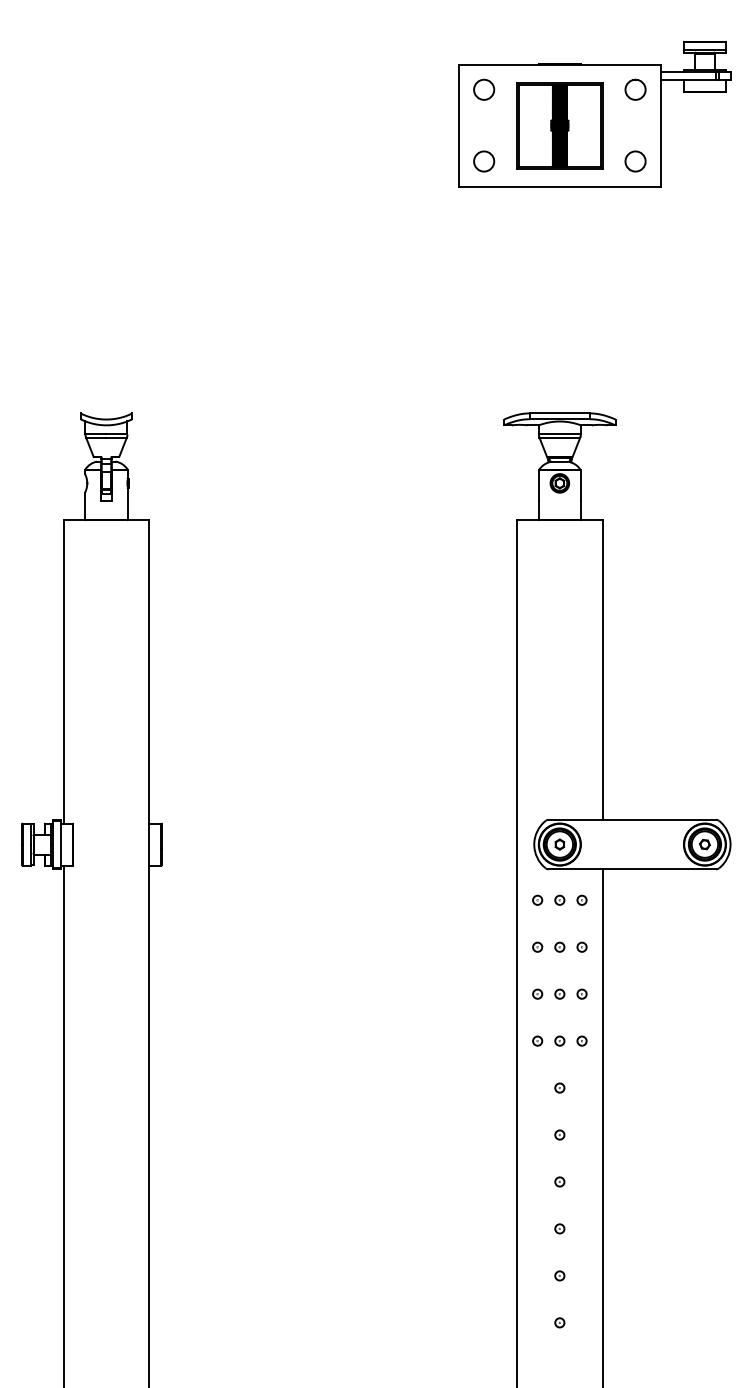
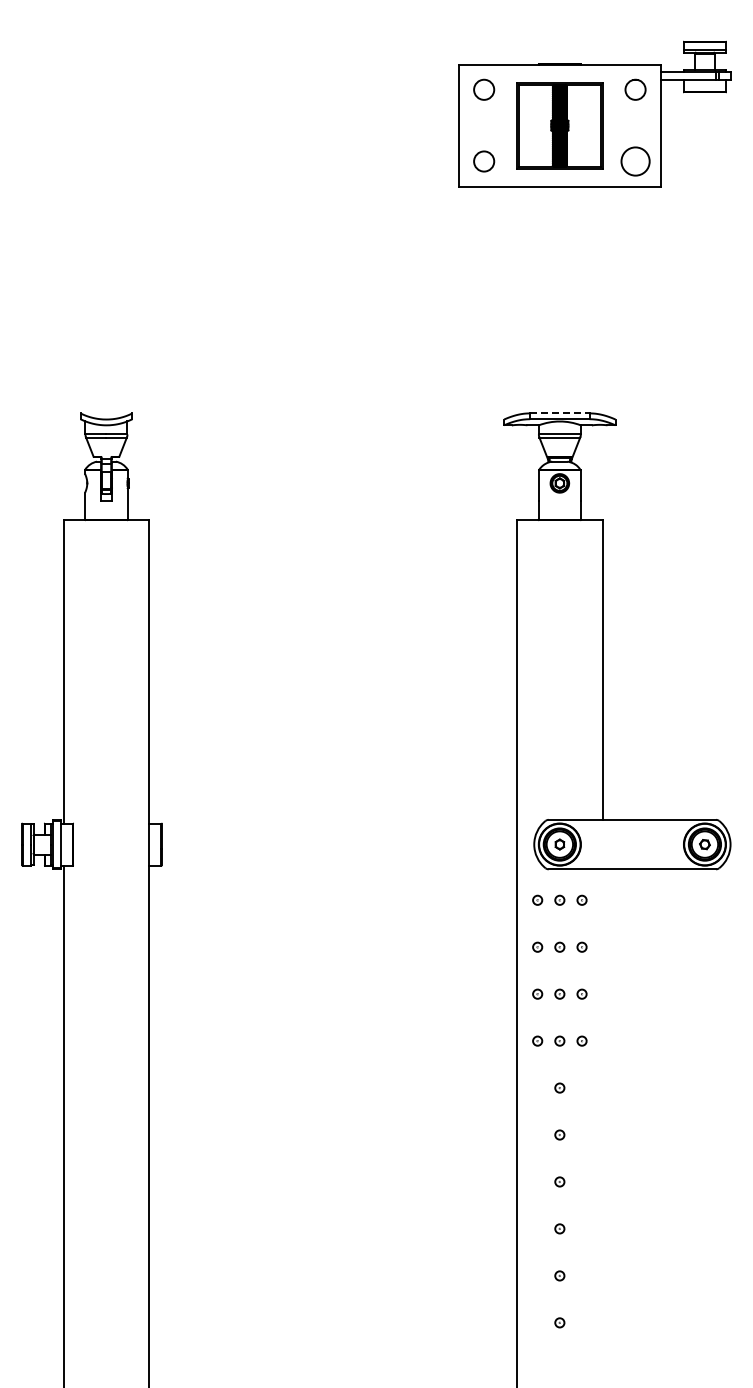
circle size: 23x23 px -> 31x31 px (635, 161)
line: solid -> dashed (559, 413)
line: present -> none (602, 1126)
